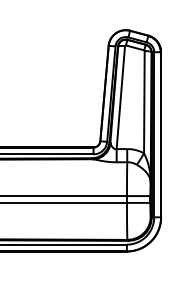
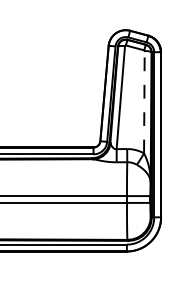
line: solid -> dashed (144, 101)
